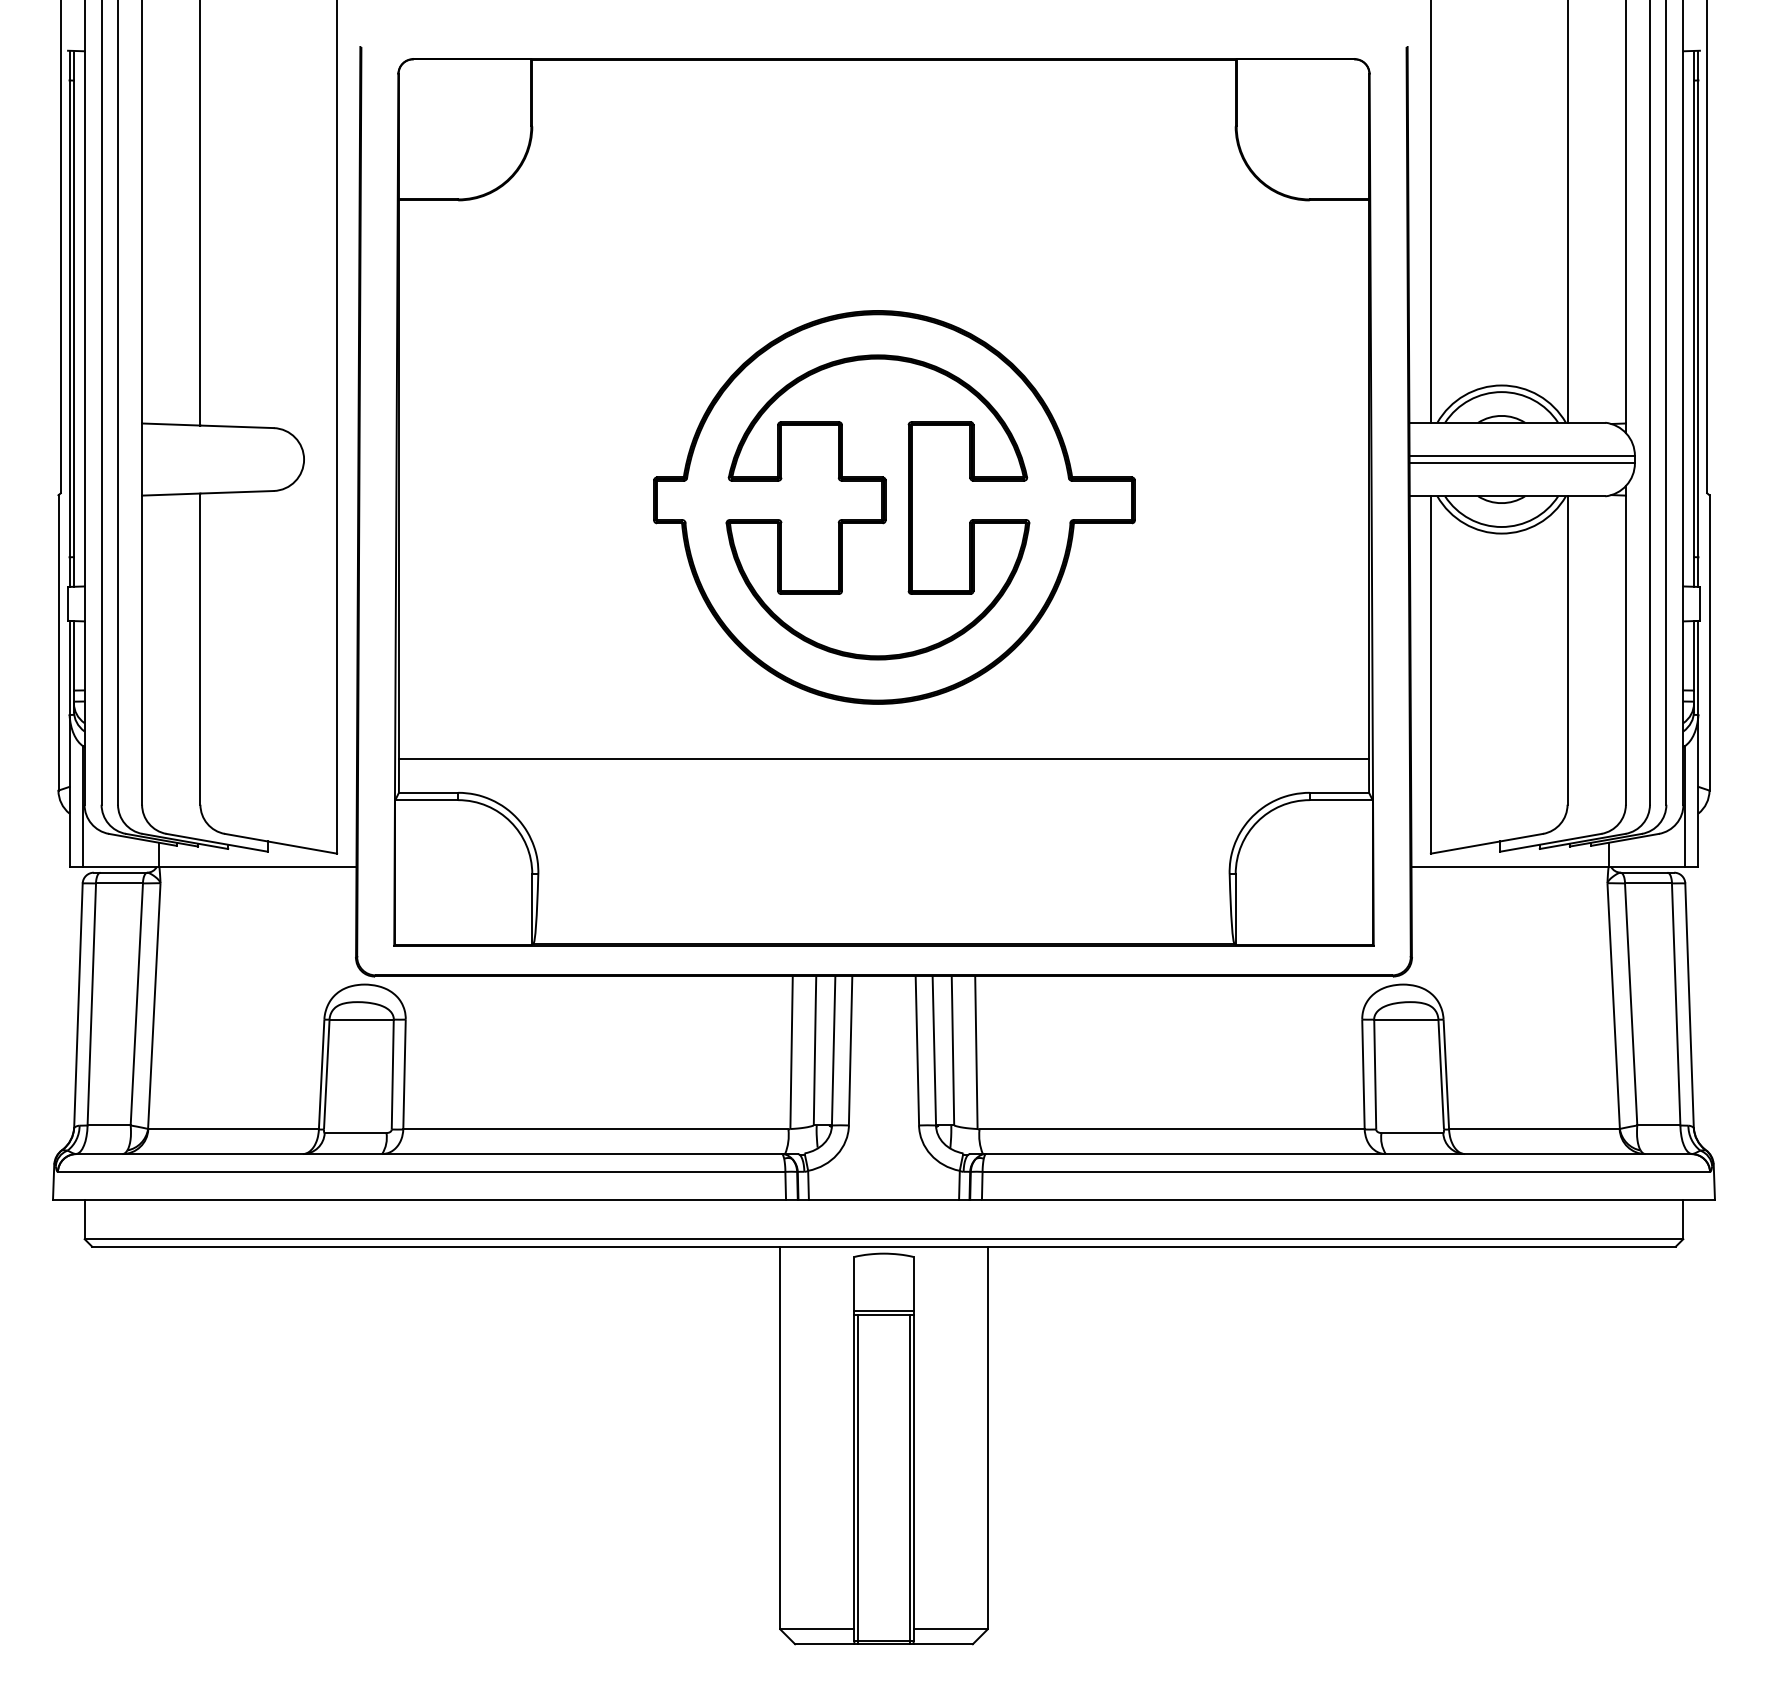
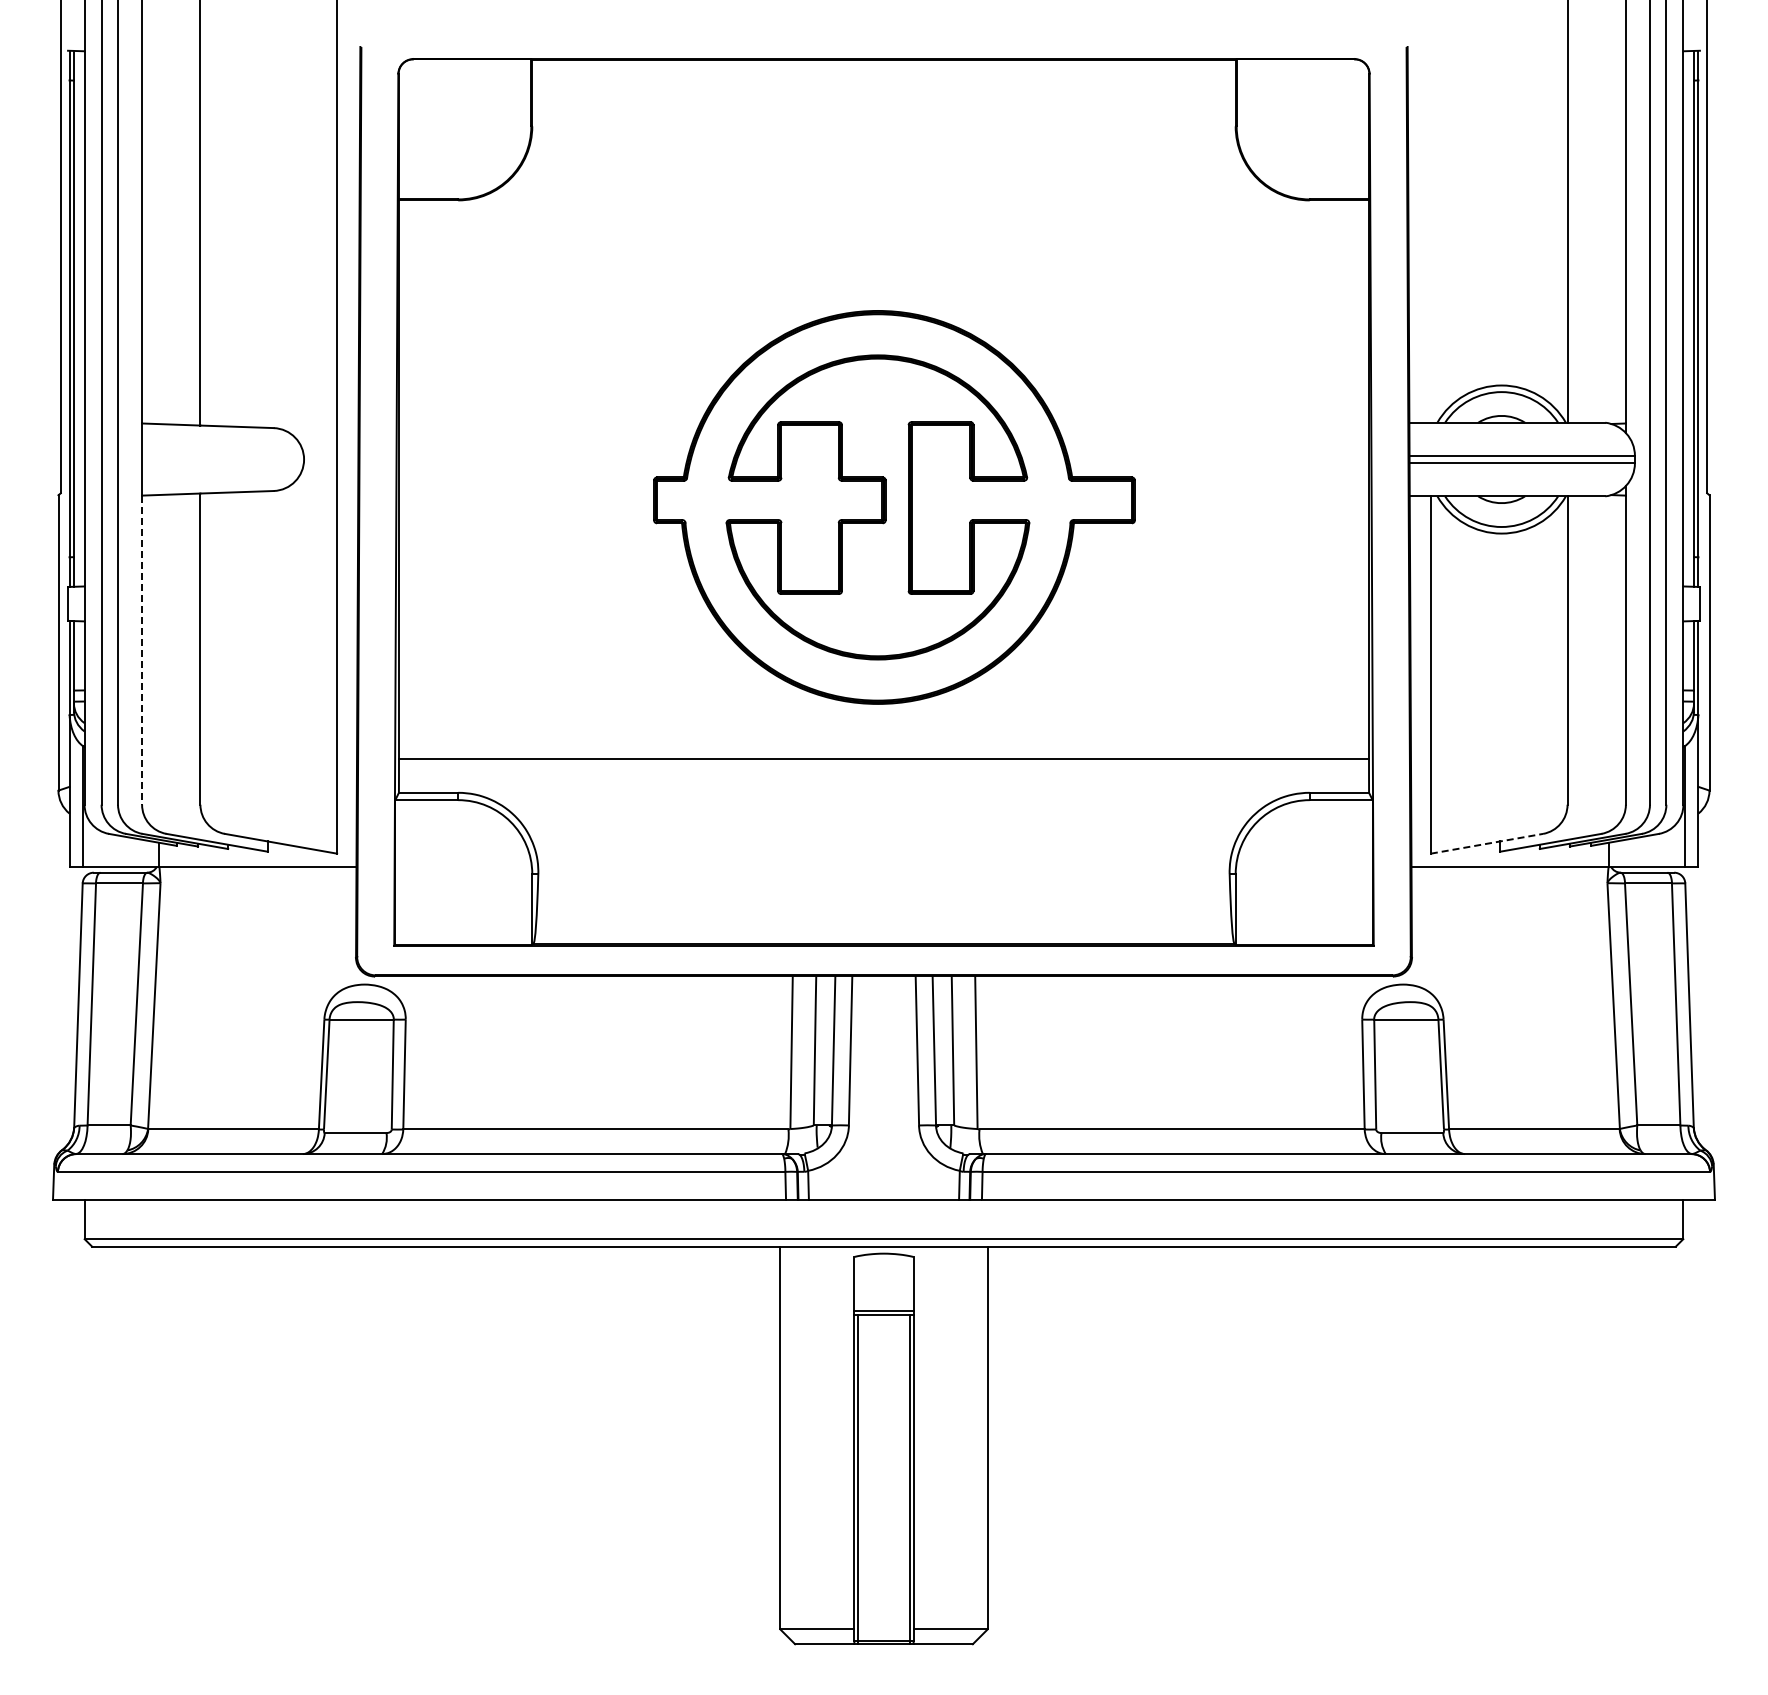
line: present -> none (1430, 212)
line: solid -> dashed (142, 650)
line: solid -> dashed (1486, 843)
